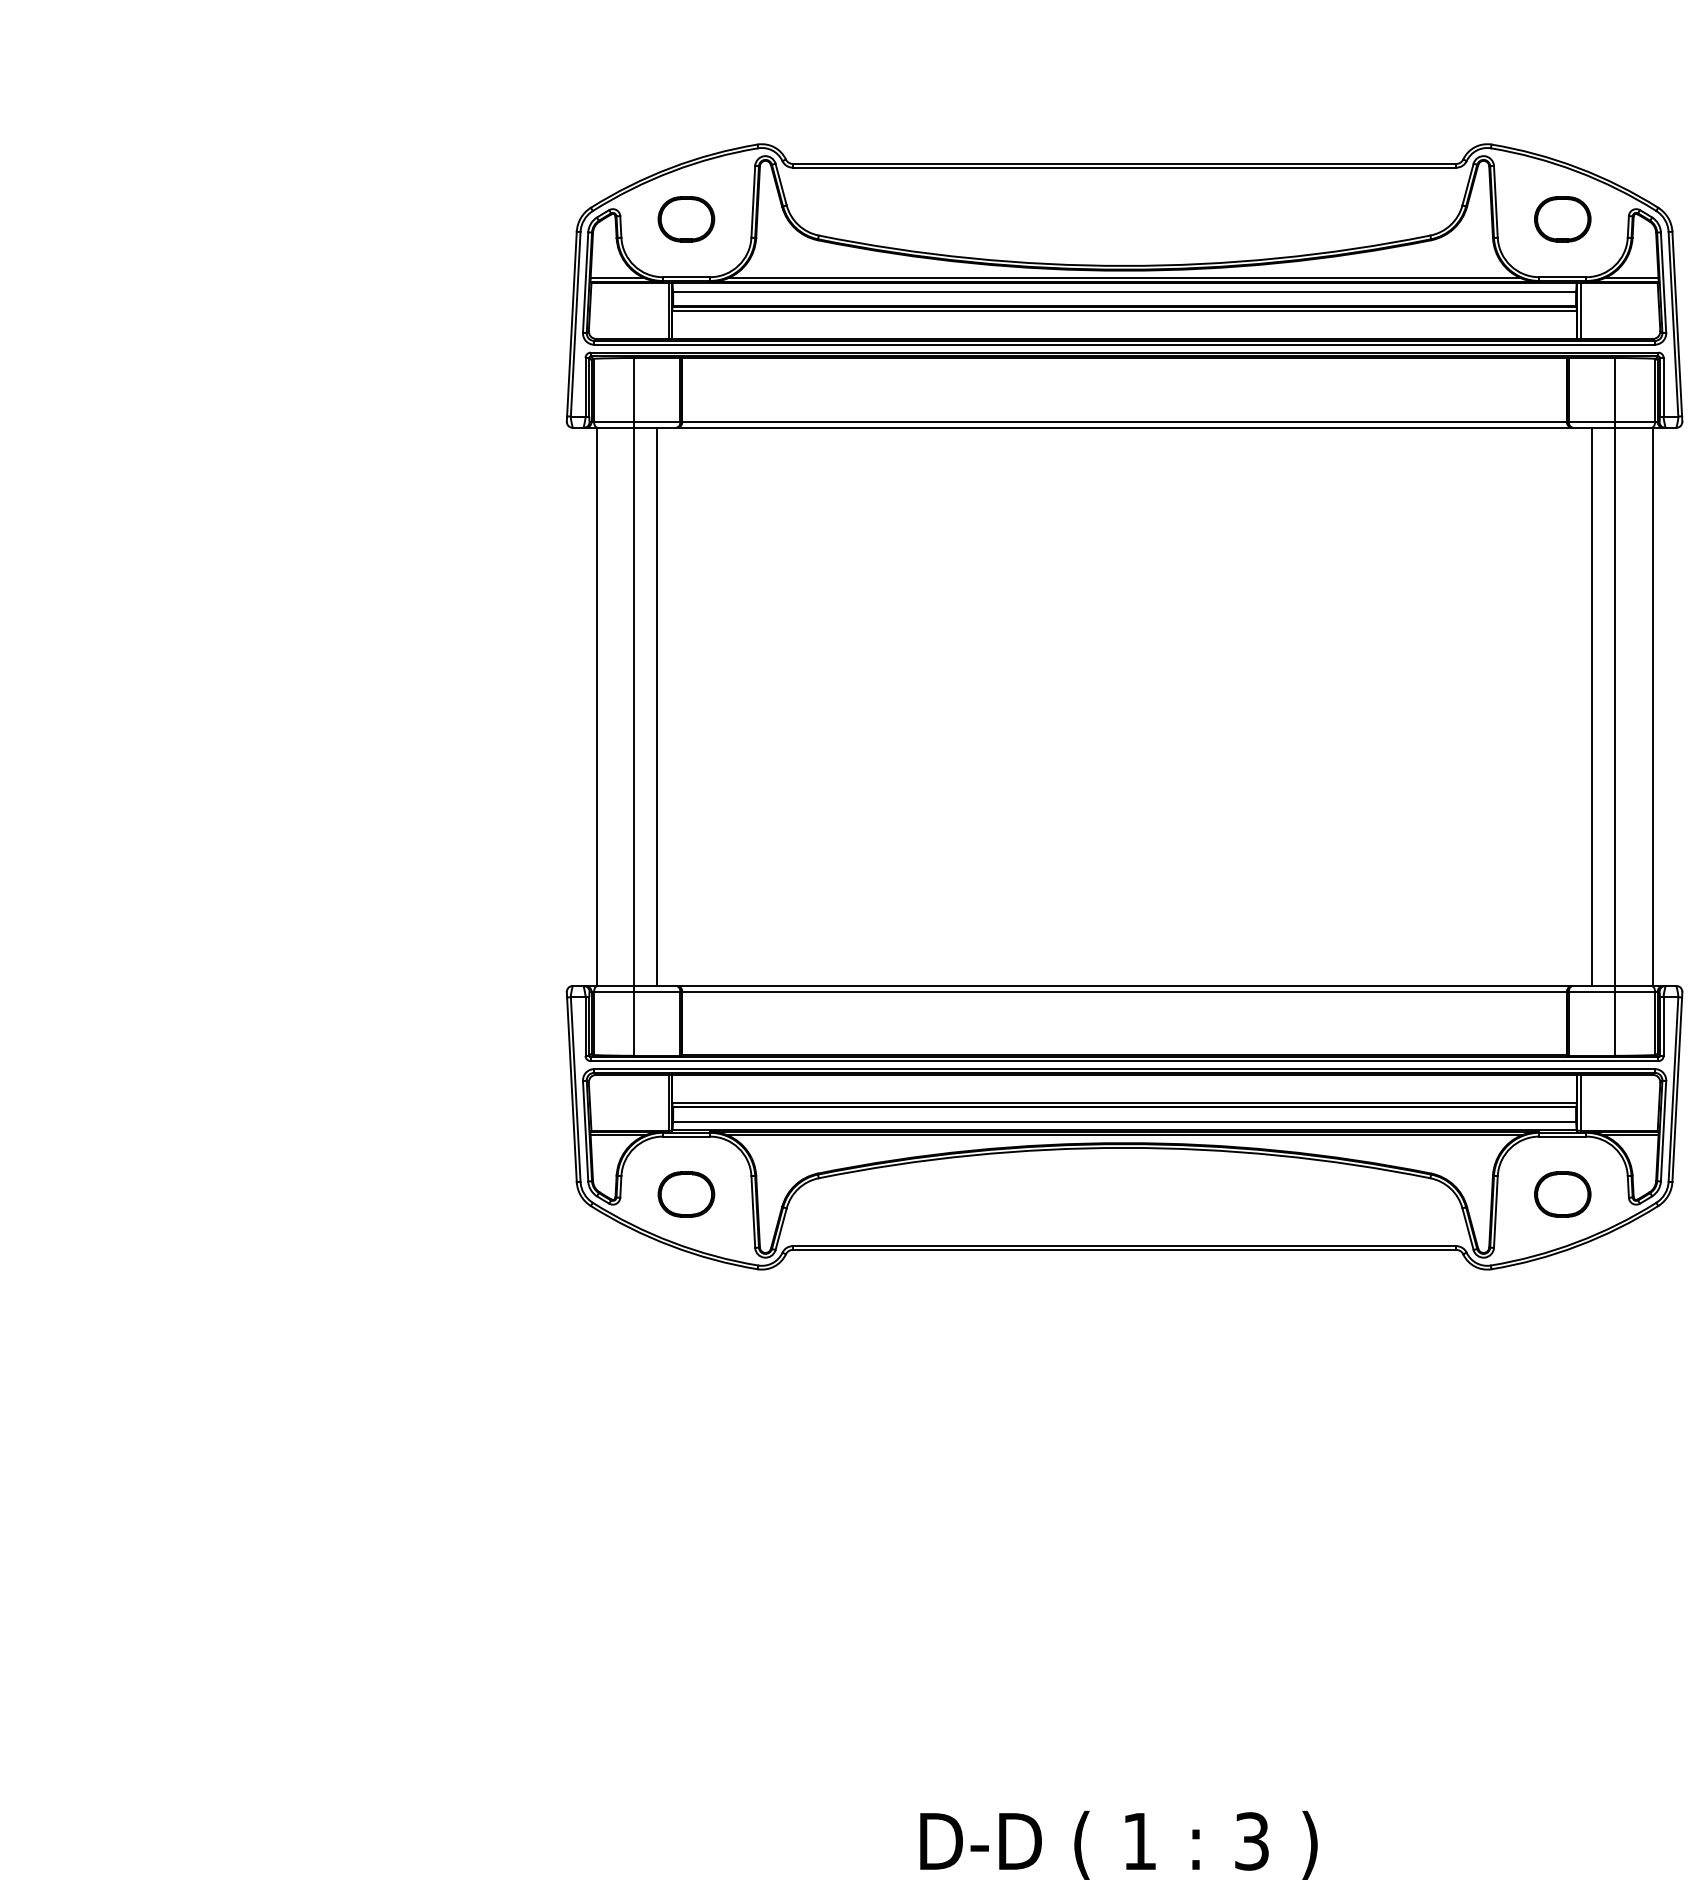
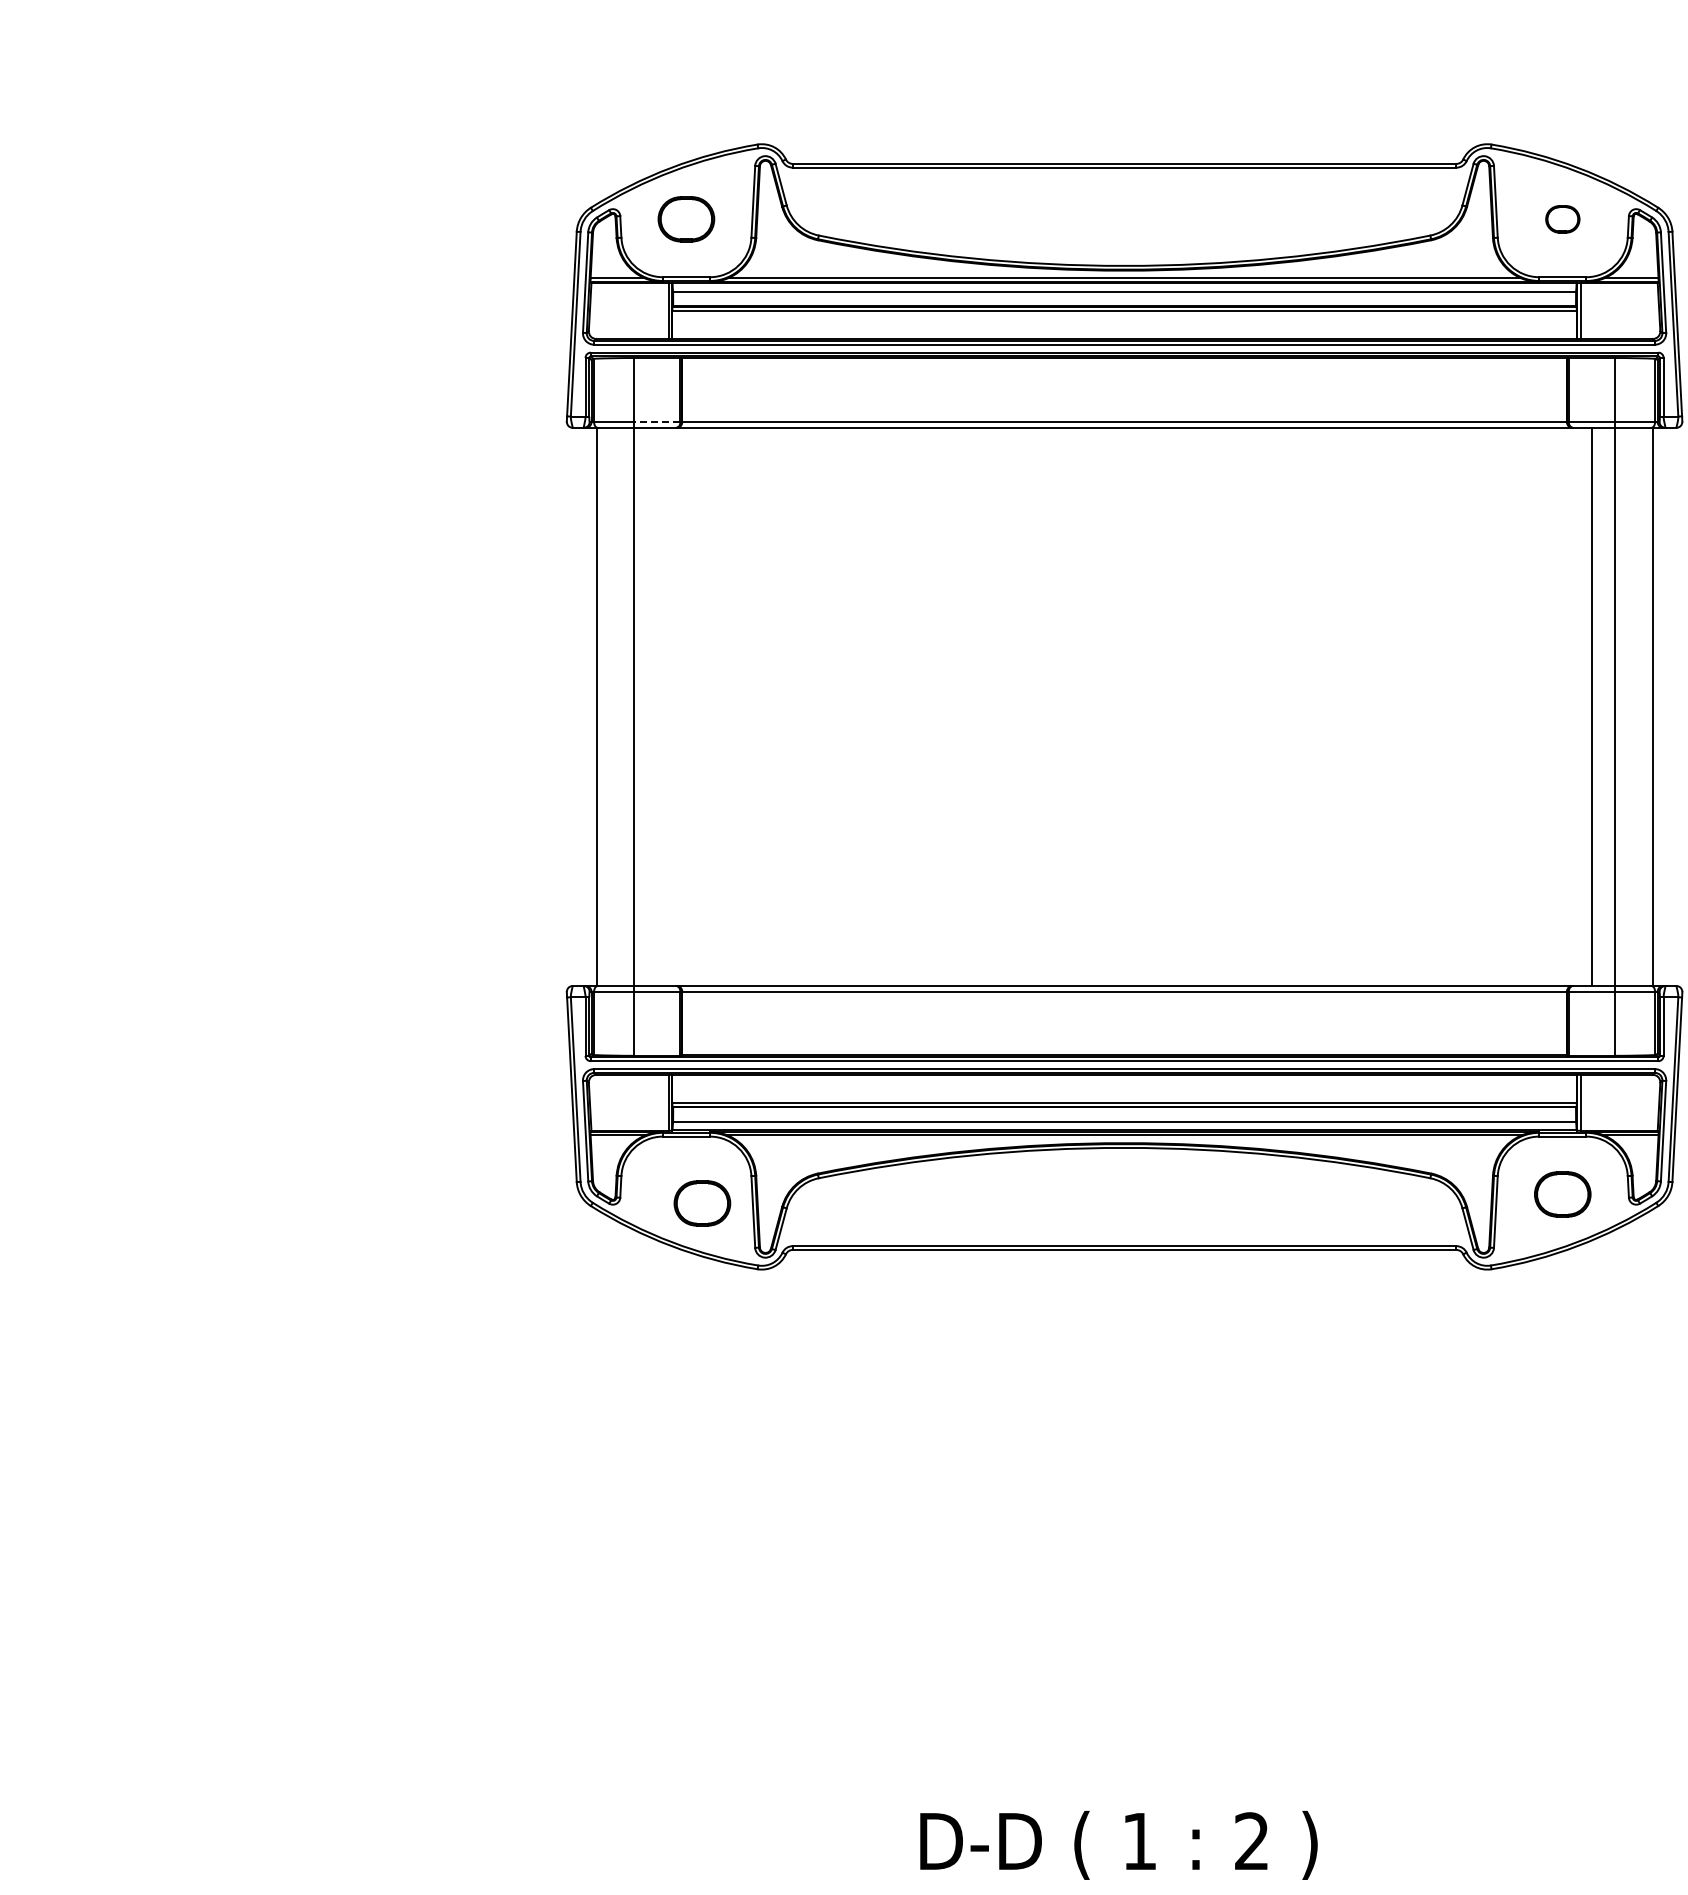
part size: 58x47 px -> 36x29 px (1562, 219)
line: solid -> dashed (656, 421)
line: present -> none (657, 706)
part position: (686, 1194) -> (702, 1203) (702, 1203)
text: 3 -> 2 (1251, 1841)
